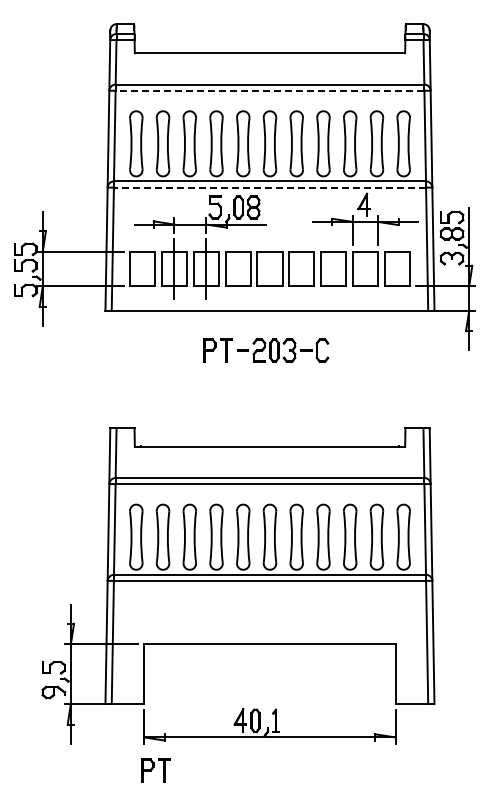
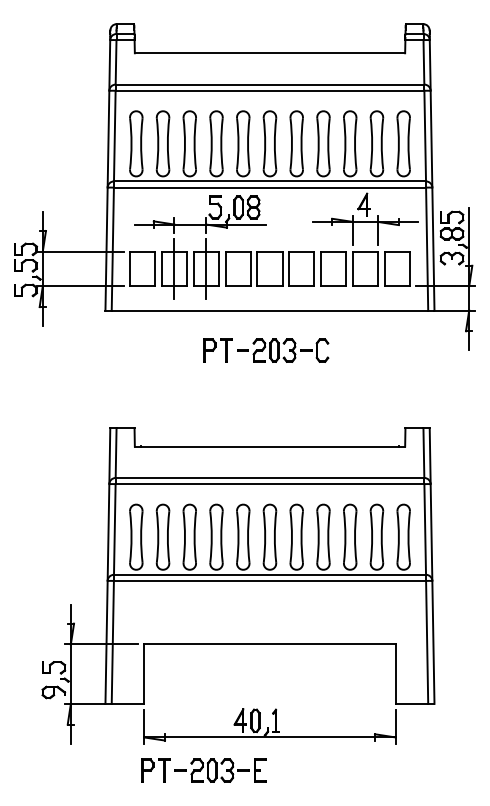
line: dashed -> solid (269, 90)
line: dashed -> solid (269, 187)
part: none -> present (220, 770)
